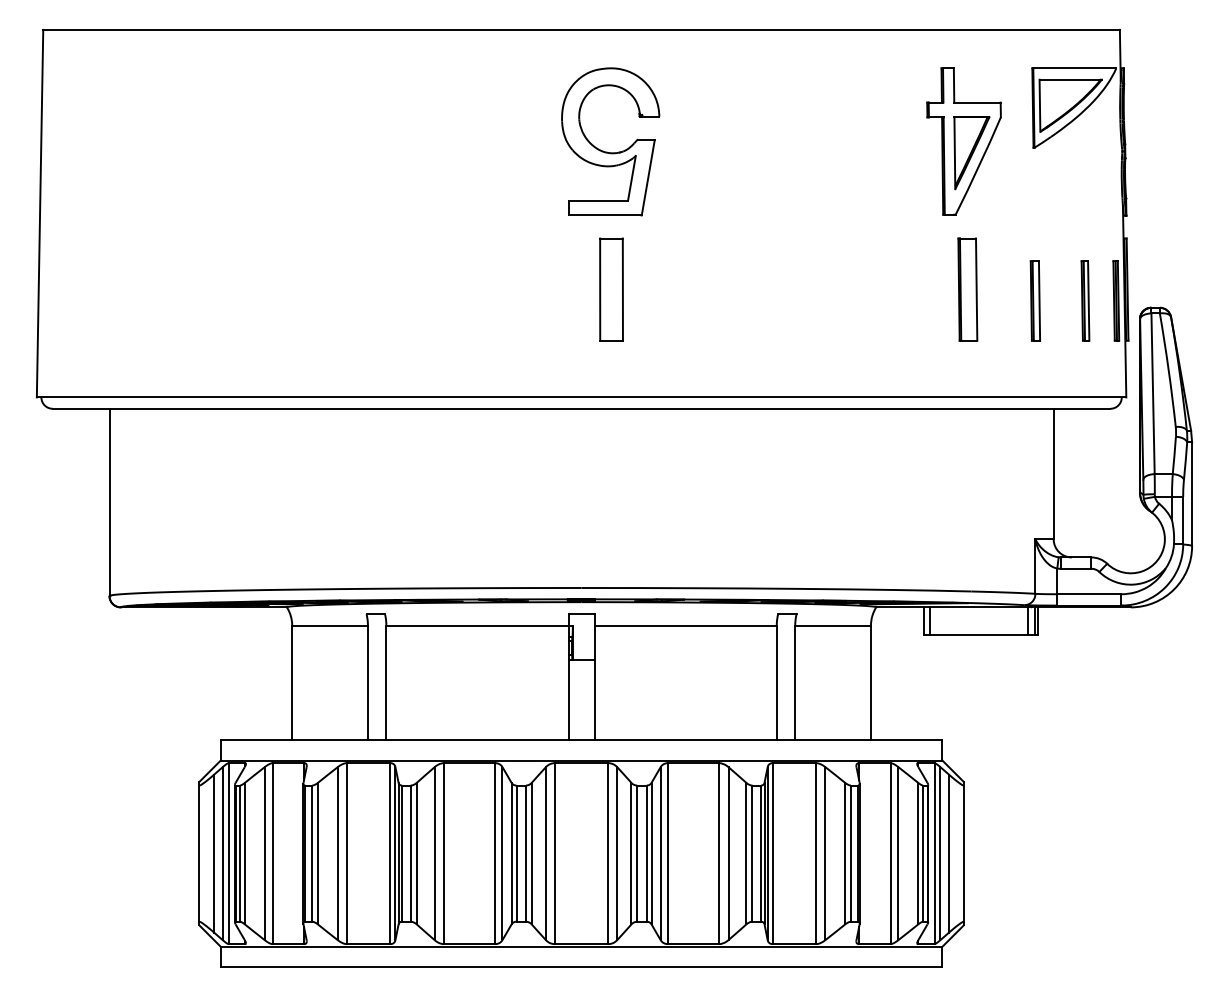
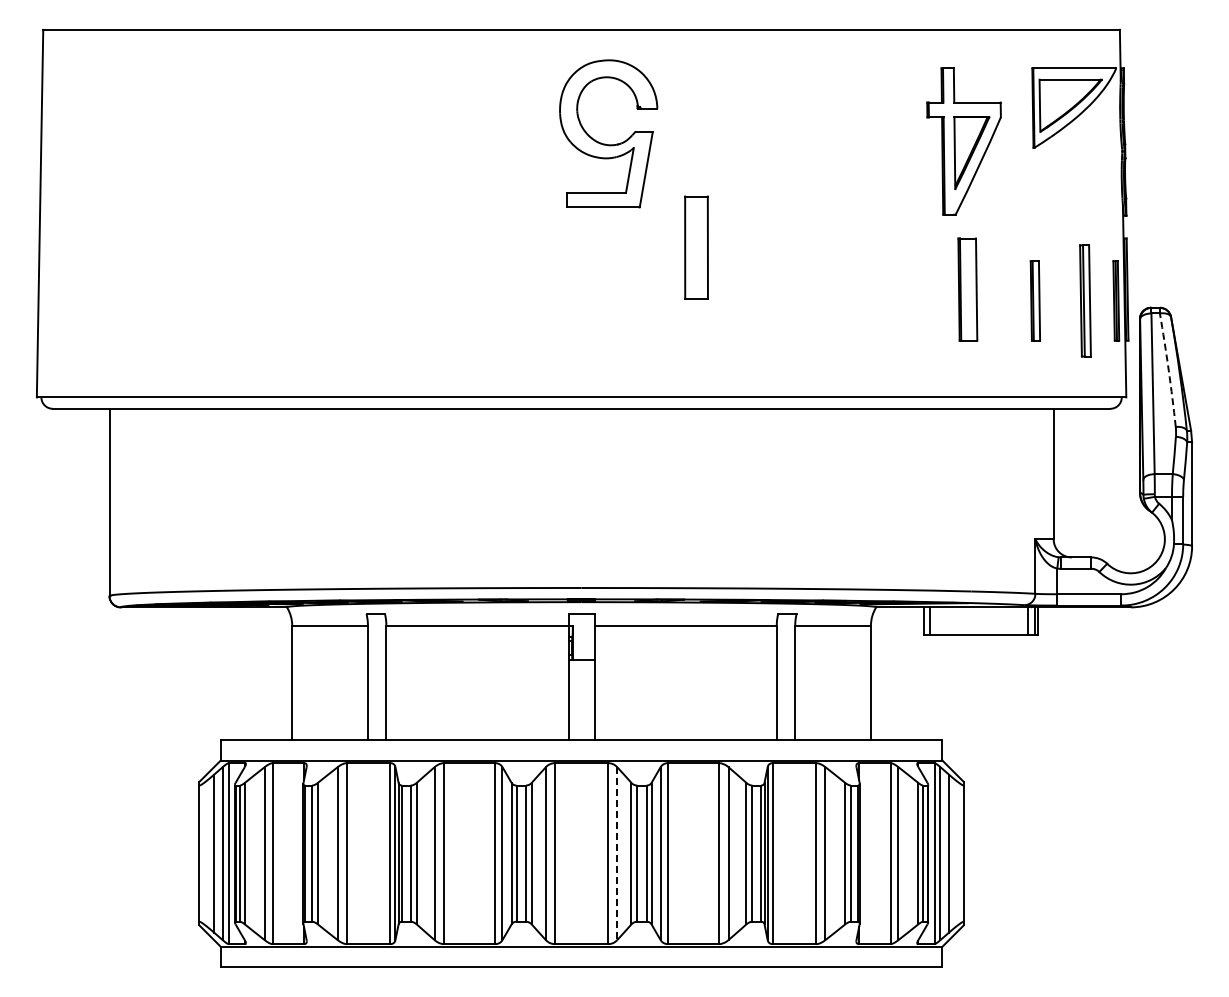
part position: (607, 151) -> (605, 143) (605, 143)
part position: (611, 289) -> (696, 247) (696, 247)
part size: 11x82 px -> 13x114 px (1085, 300)
arc: solid -> dashed (1168, 370)
line: solid -> dashed (617, 854)
